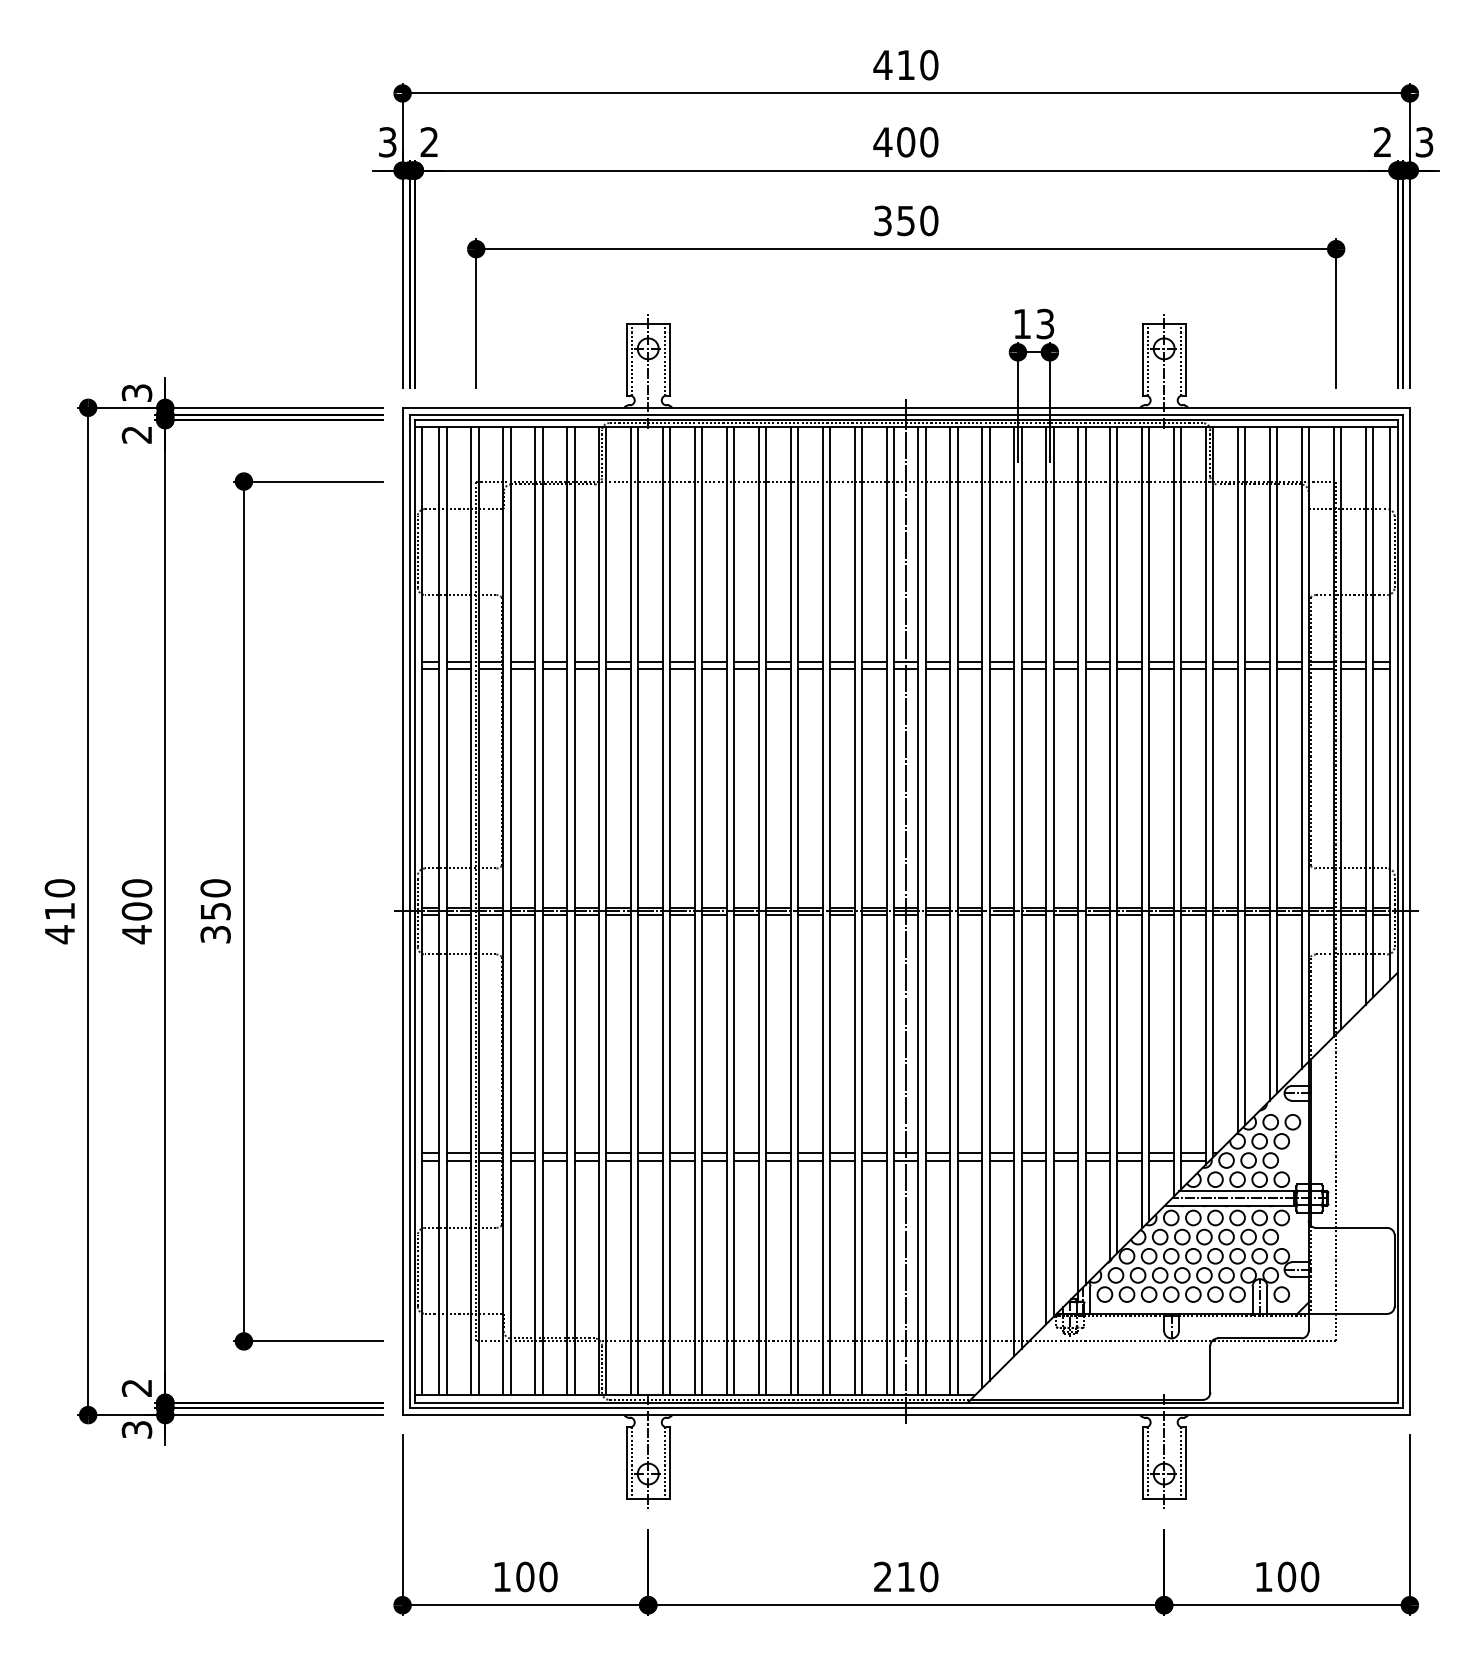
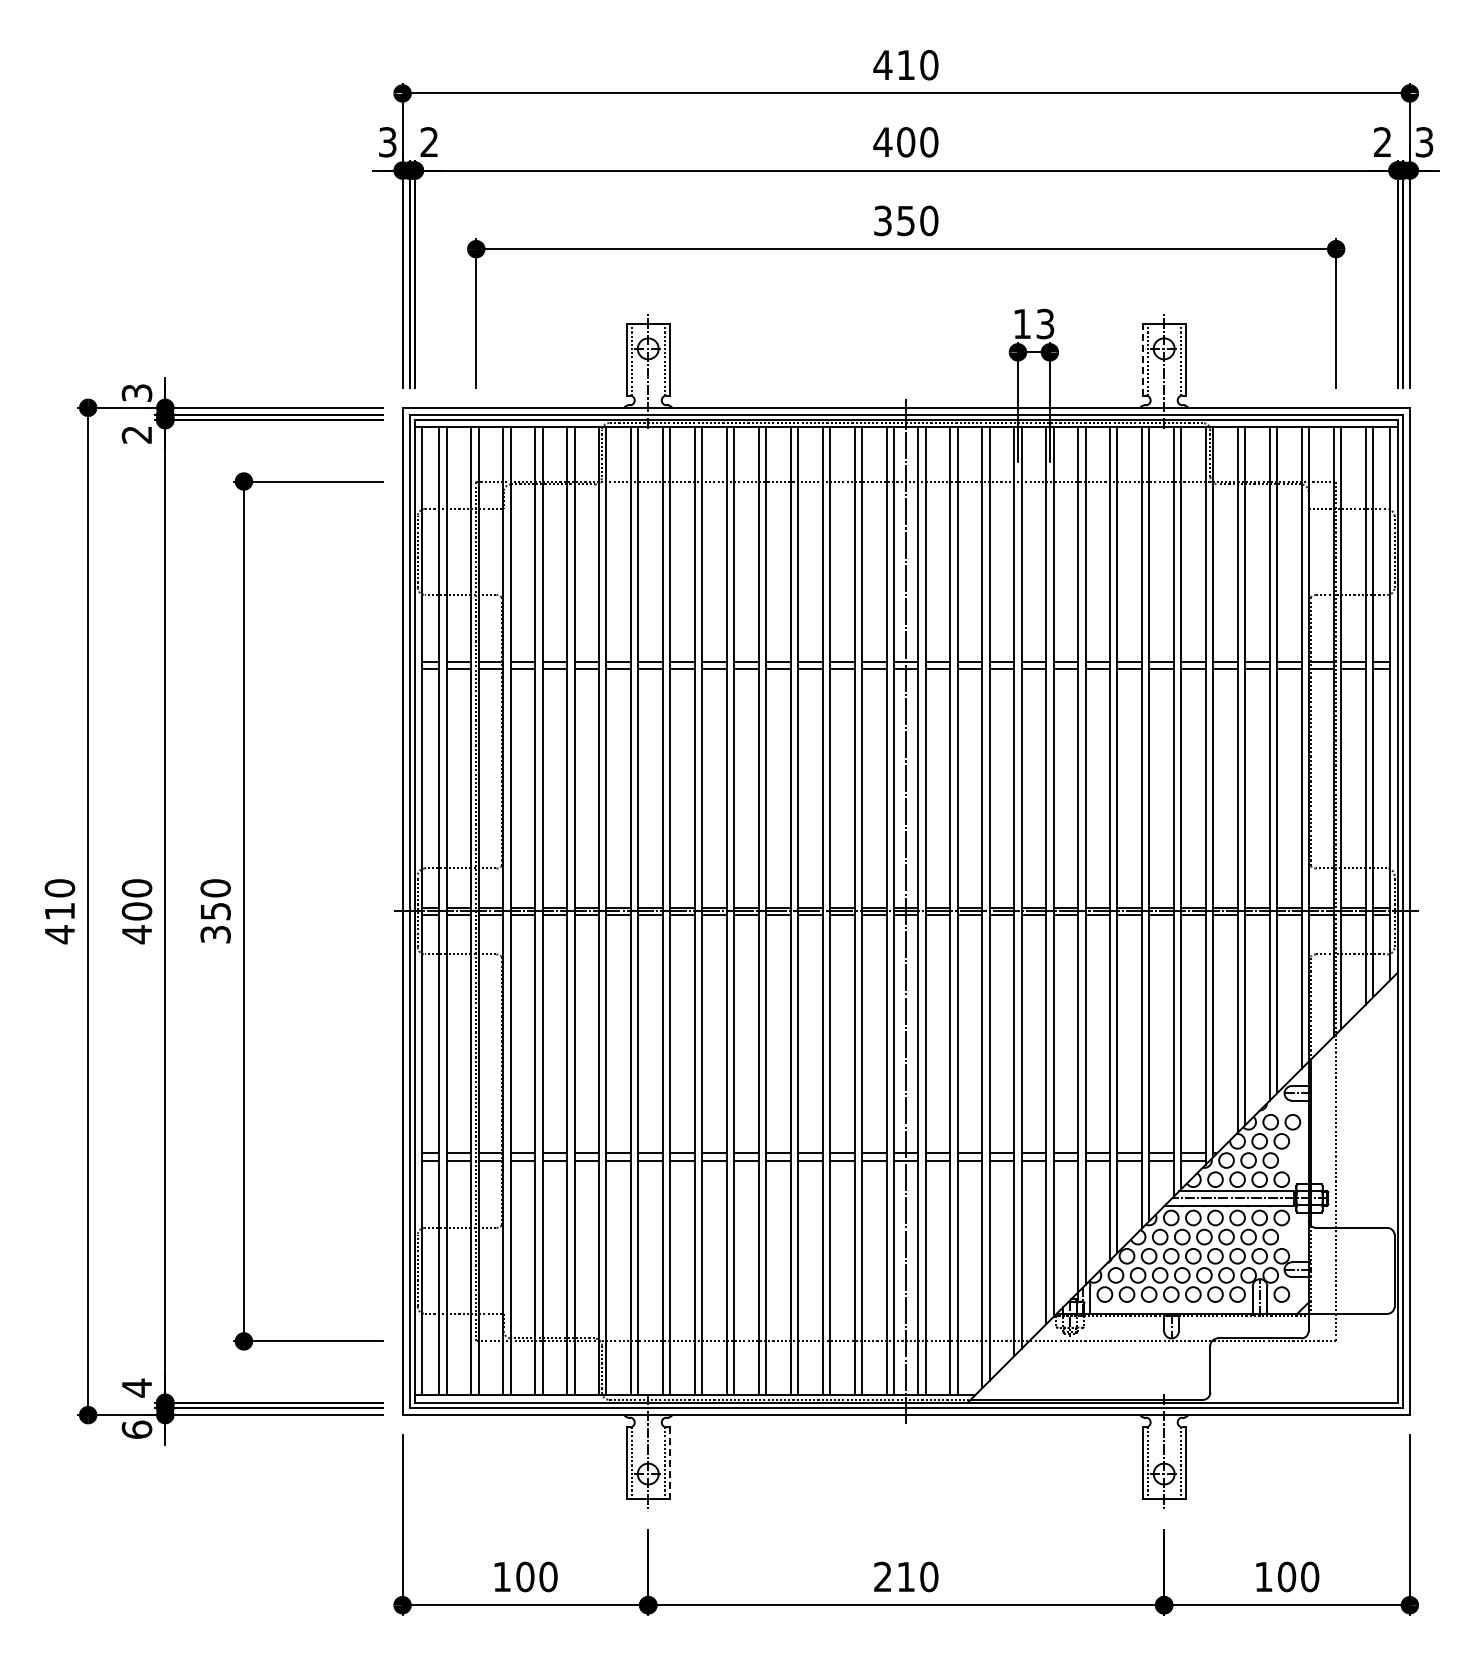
line: solid -> dashed (1142, 359)
text: 2 -> 4 (136, 1387)
text: 3 -> 6 (136, 1429)
line: solid -> dashed (669, 1463)
